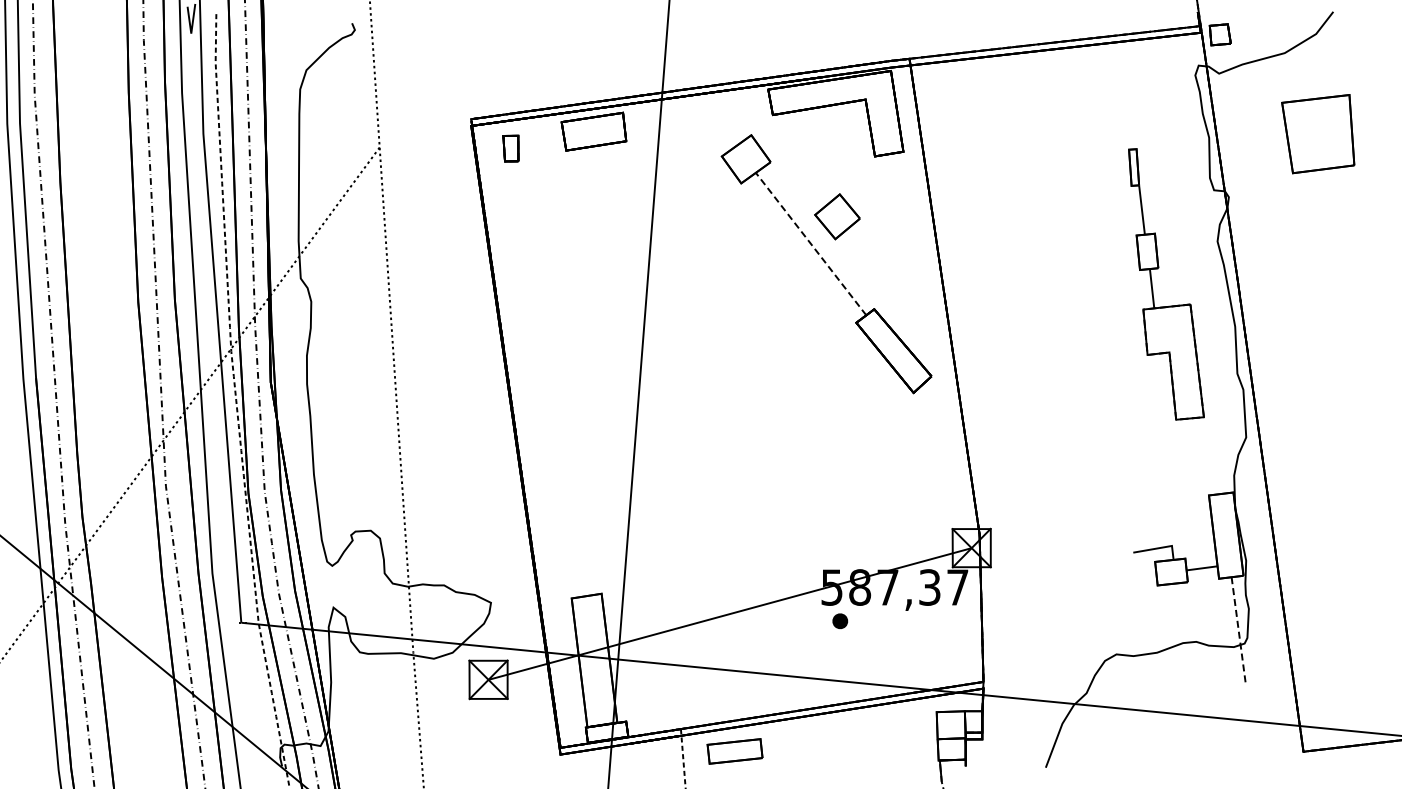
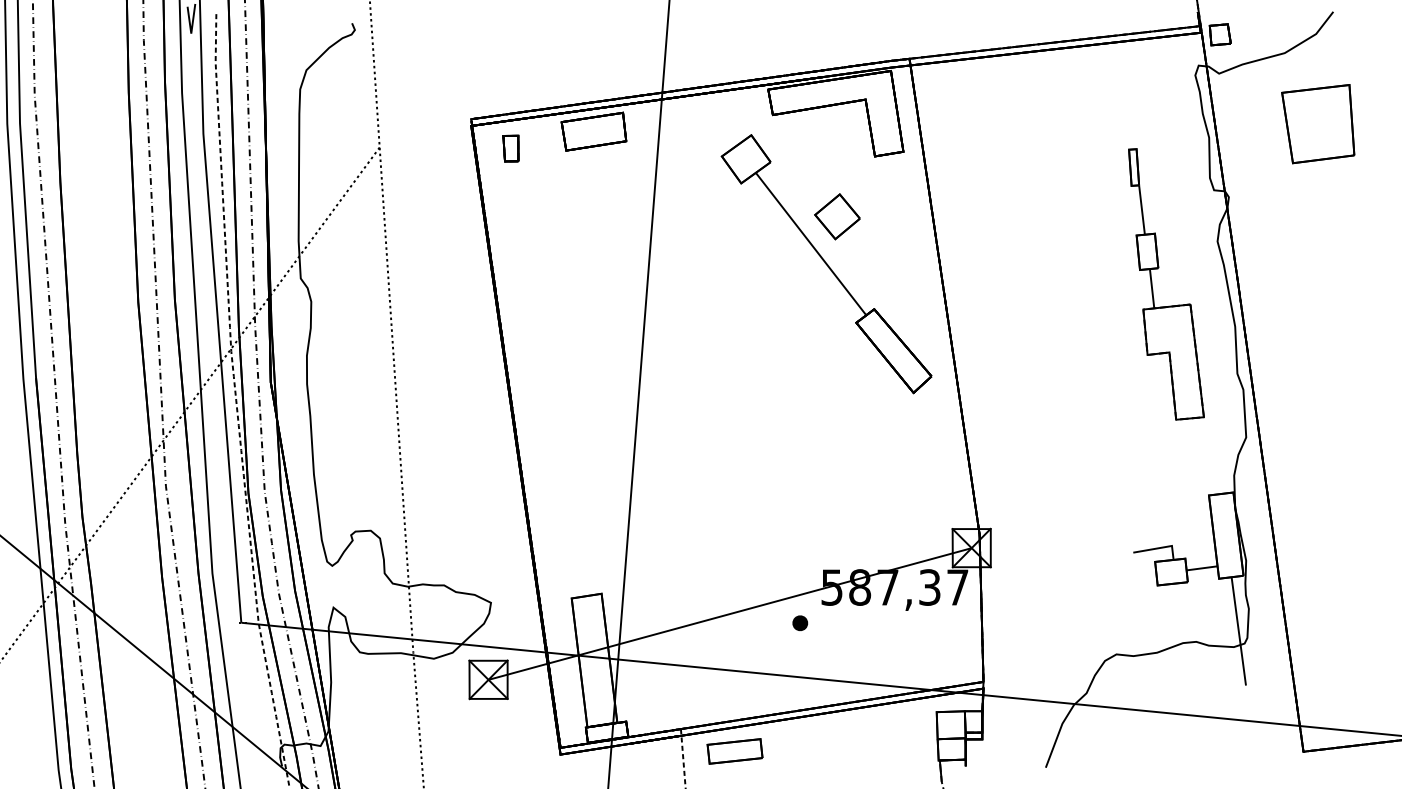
part position: (1318, 134) -> (1318, 124) (1318, 124)
line: dashed -> solid (810, 243)
part position: (840, 621) -> (800, 623) (800, 623)
line: dashed -> solid (1238, 631)
